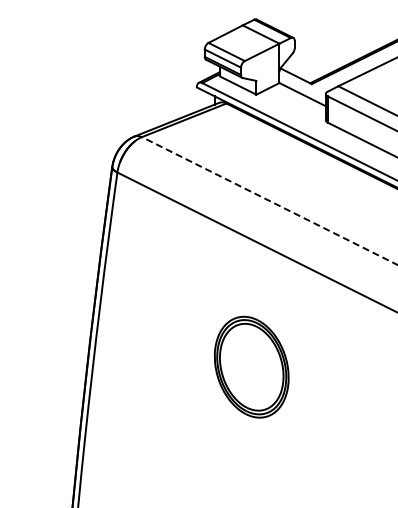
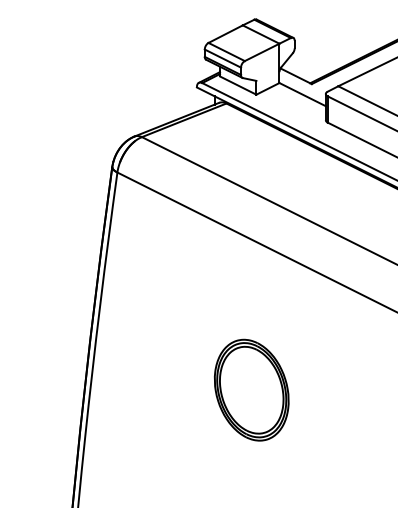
line: dashed -> solid (269, 201)
part position: (251, 366) -> (251, 389) (251, 389)
